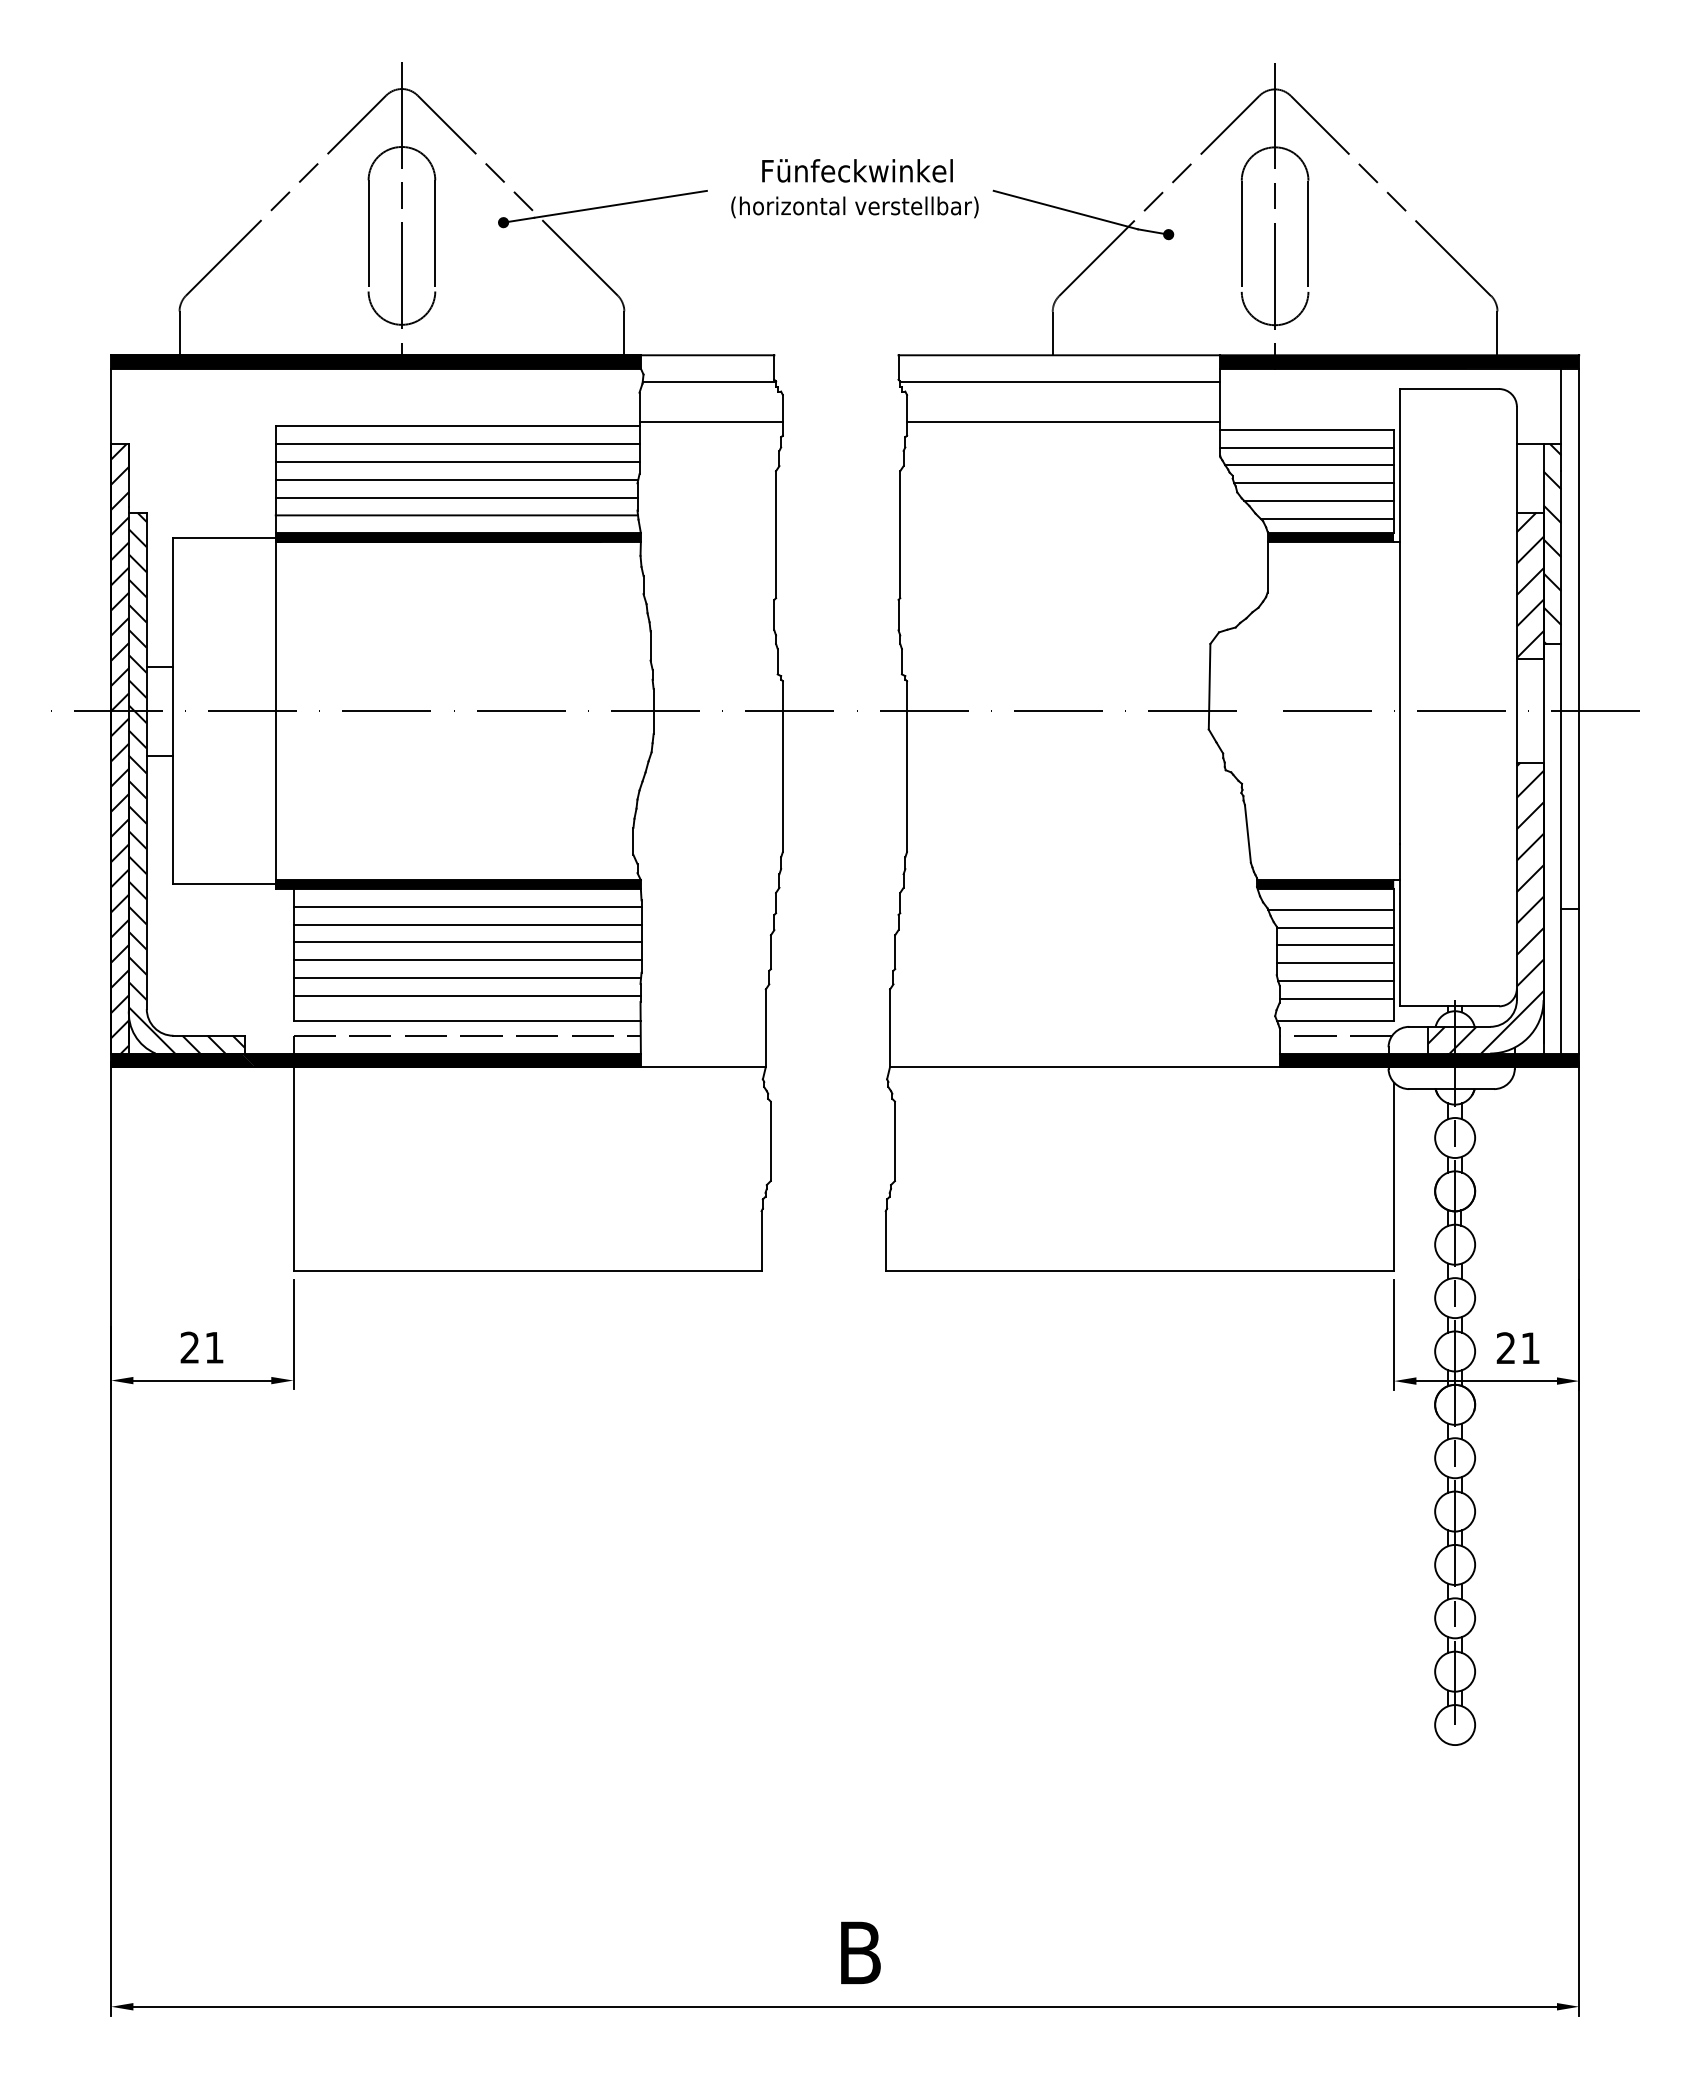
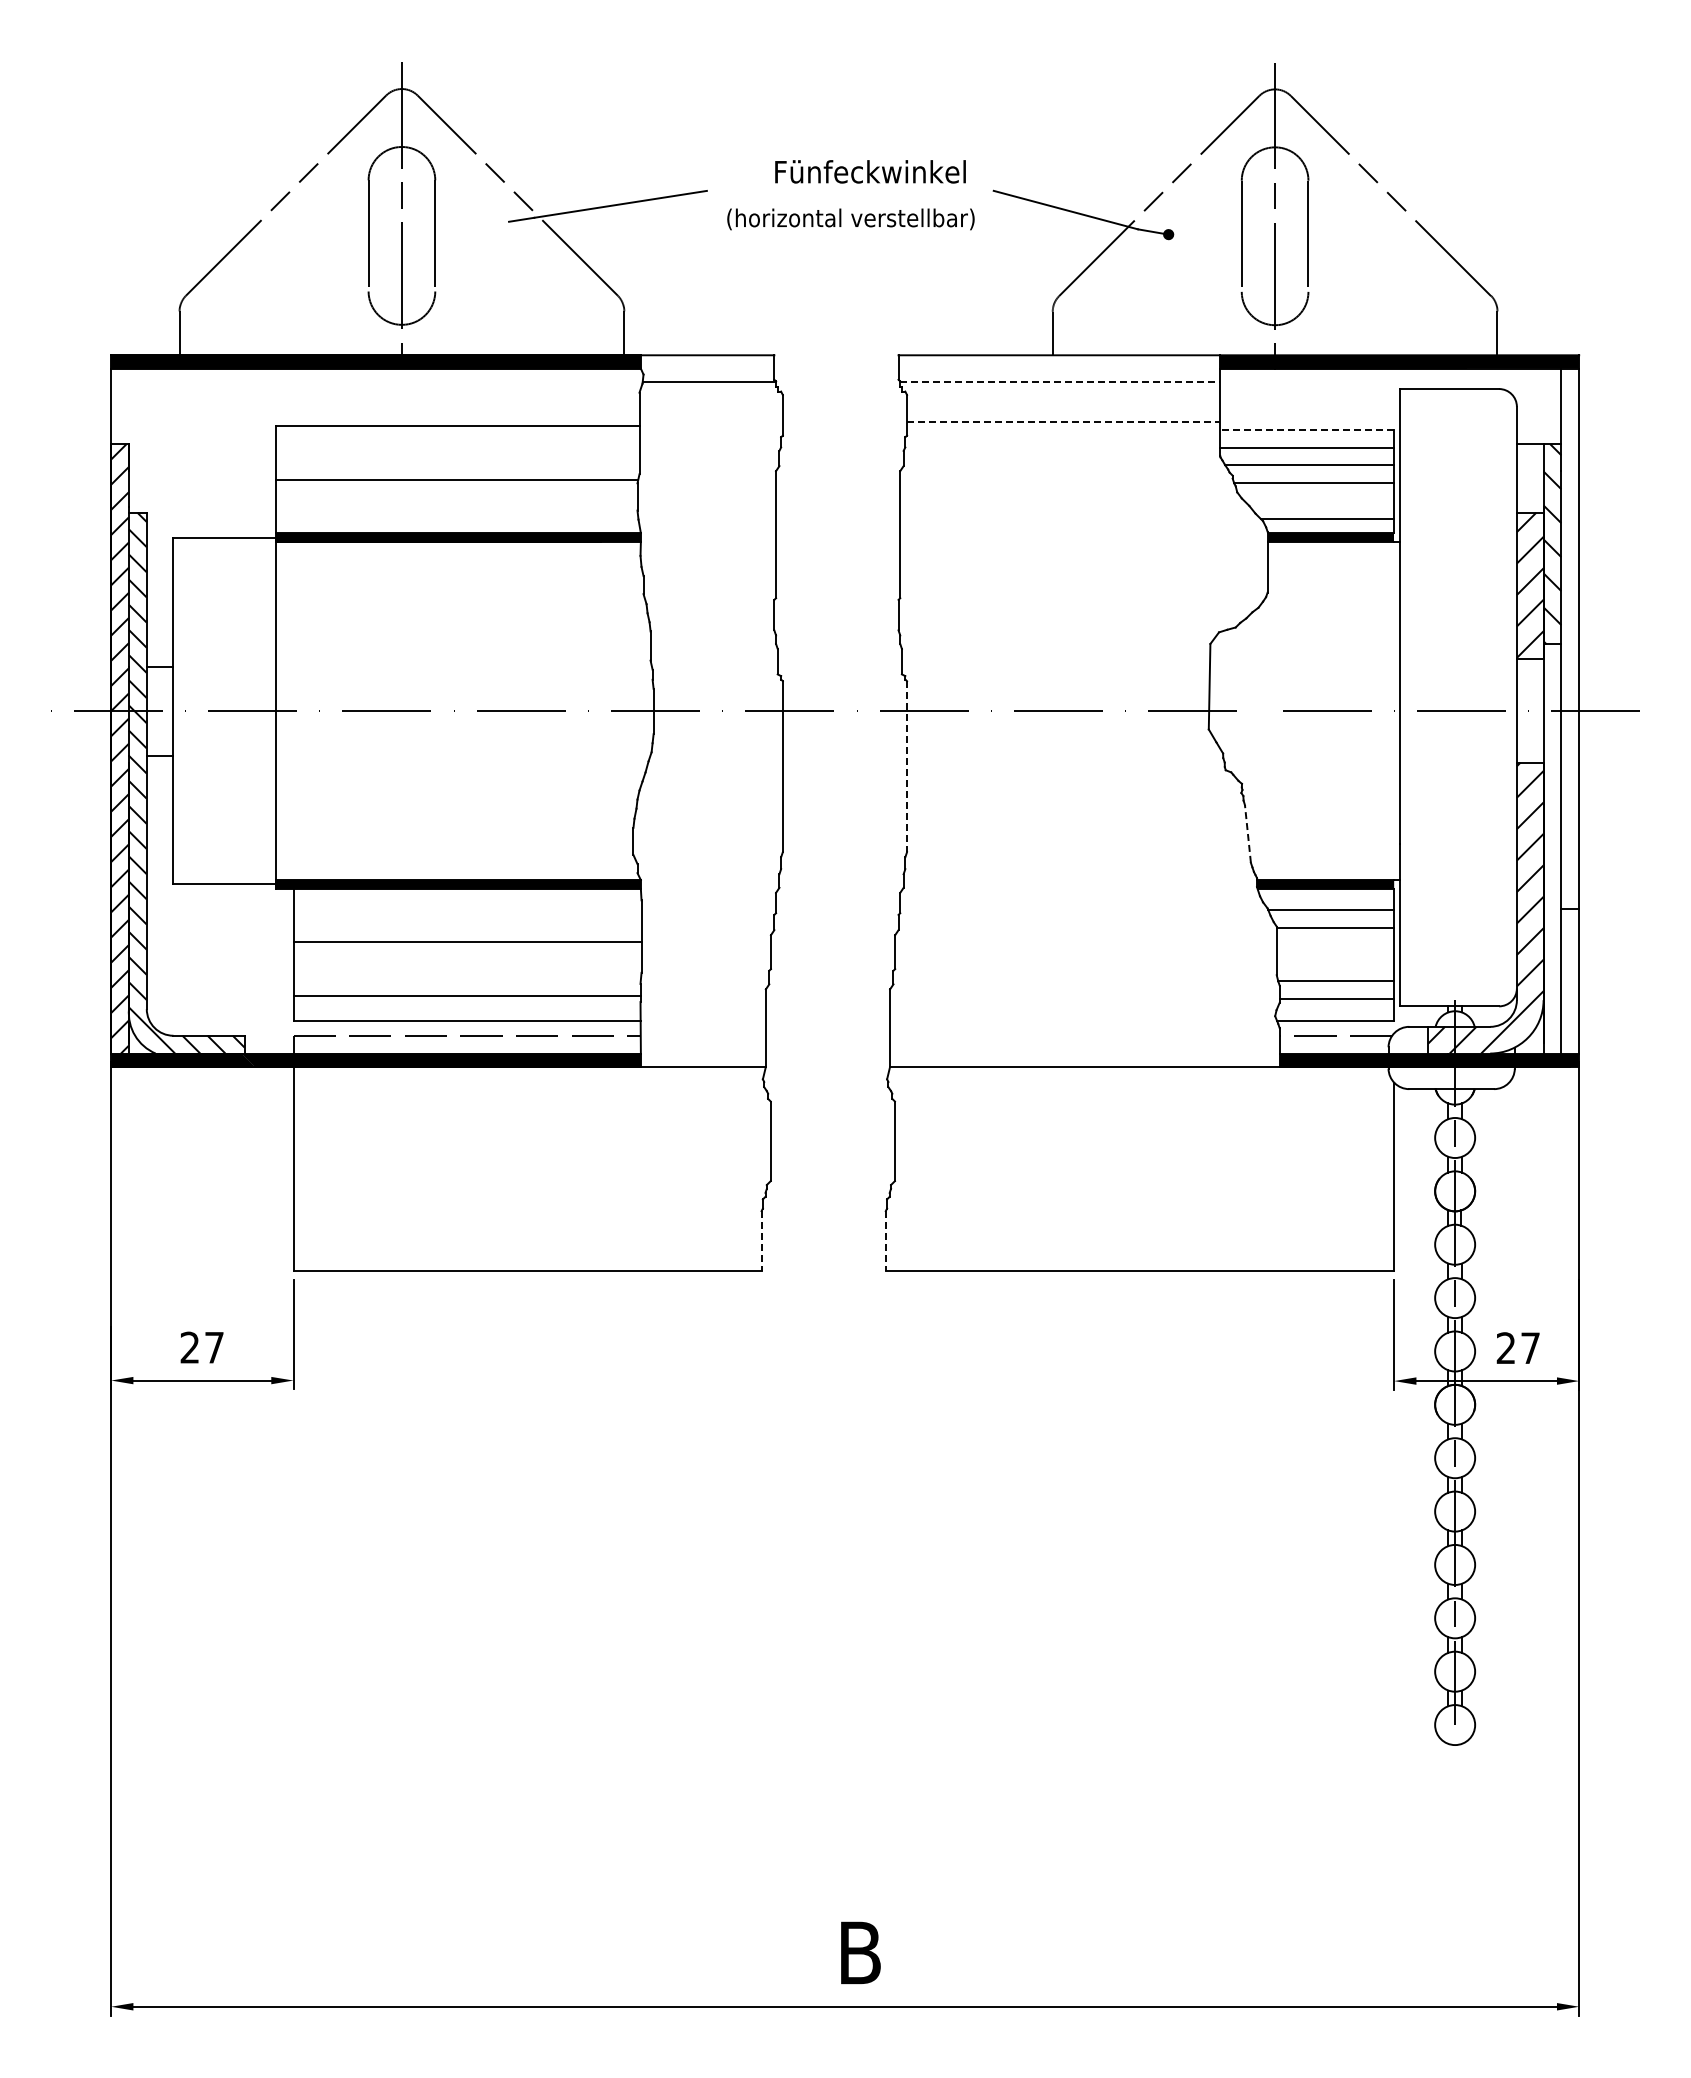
text position: (857, 170) -> (870, 171) (870, 171)
text position: (854, 207) -> (850, 219) (850, 219)
fill: present -> none (503, 222)
line: solid -> dashed (1060, 381)
line: present -> none (710, 422)
line: solid -> dashed (1063, 422)
line: solid -> dashed (1307, 429)
line: present -> none (457, 444)
line: present -> none (457, 462)
line: present -> none (456, 497)
line: present -> none (1319, 500)
line: present -> none (456, 515)
line: solid -> dashed (907, 766)
line: solid -> dashed (1247, 833)
line: present -> none (467, 906)
line: present -> none (467, 924)
line: present -> none (1335, 945)
line: present -> none (467, 960)
line: present -> none (1335, 963)
line: present -> none (467, 977)
line: solid -> dashed (761, 1241)
line: solid -> dashed (885, 1241)
text: 21 -> 27 (214, 1347)
text: 21 -> 27 (1530, 1347)
